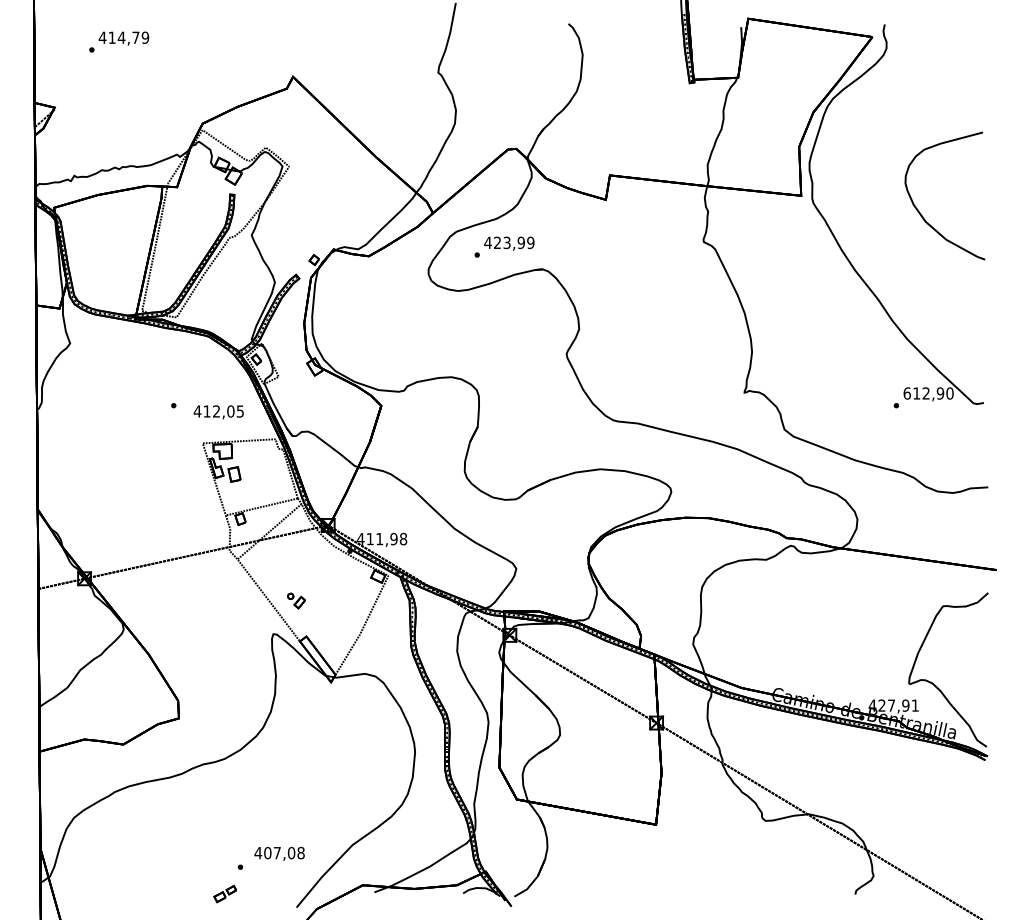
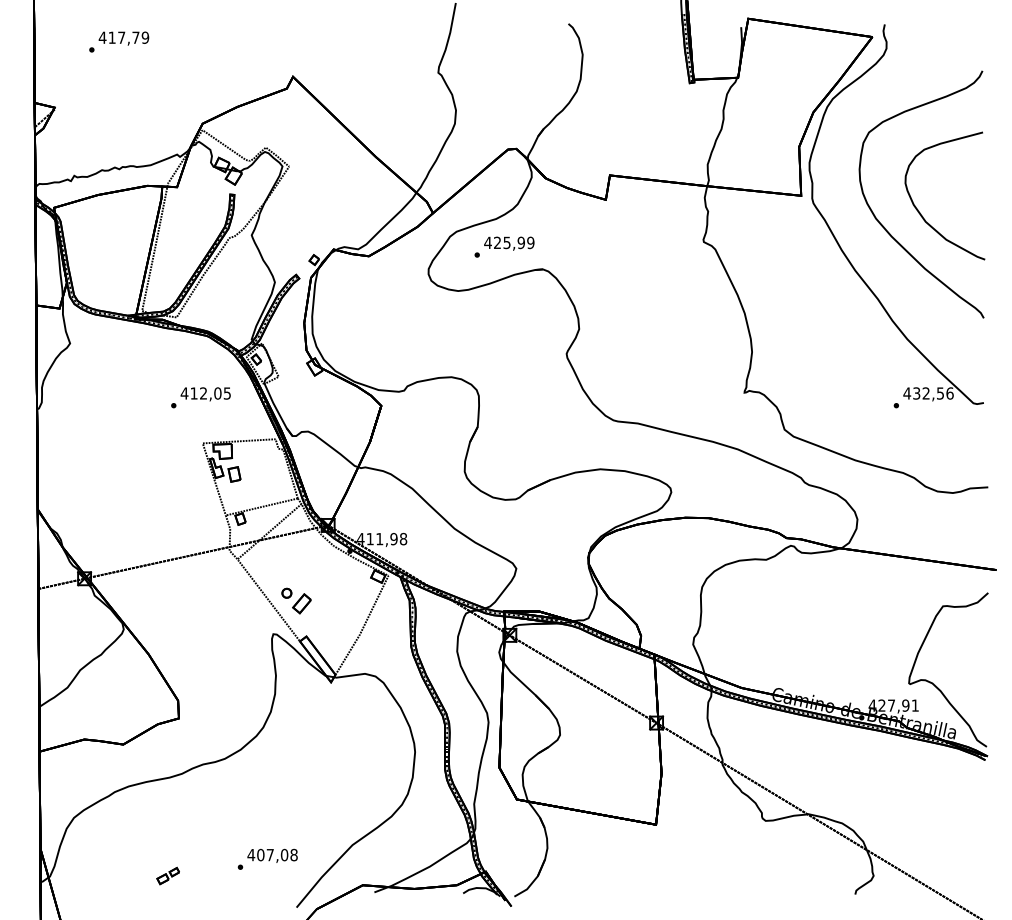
text: 414,79 -> 417,79 (121, 37)
curve: none -> present (884, 226)
text: 423,99 -> 425,99 (506, 242)
text: 612,90 -> 432,56 (928, 393)
text position: (218, 412) -> (205, 394) (205, 394)
part size: 19x18 px -> 31x28 px (296, 600)
text position: (279, 853) -> (272, 855) (272, 855)
part position: (224, 893) -> (167, 875) (167, 875)
